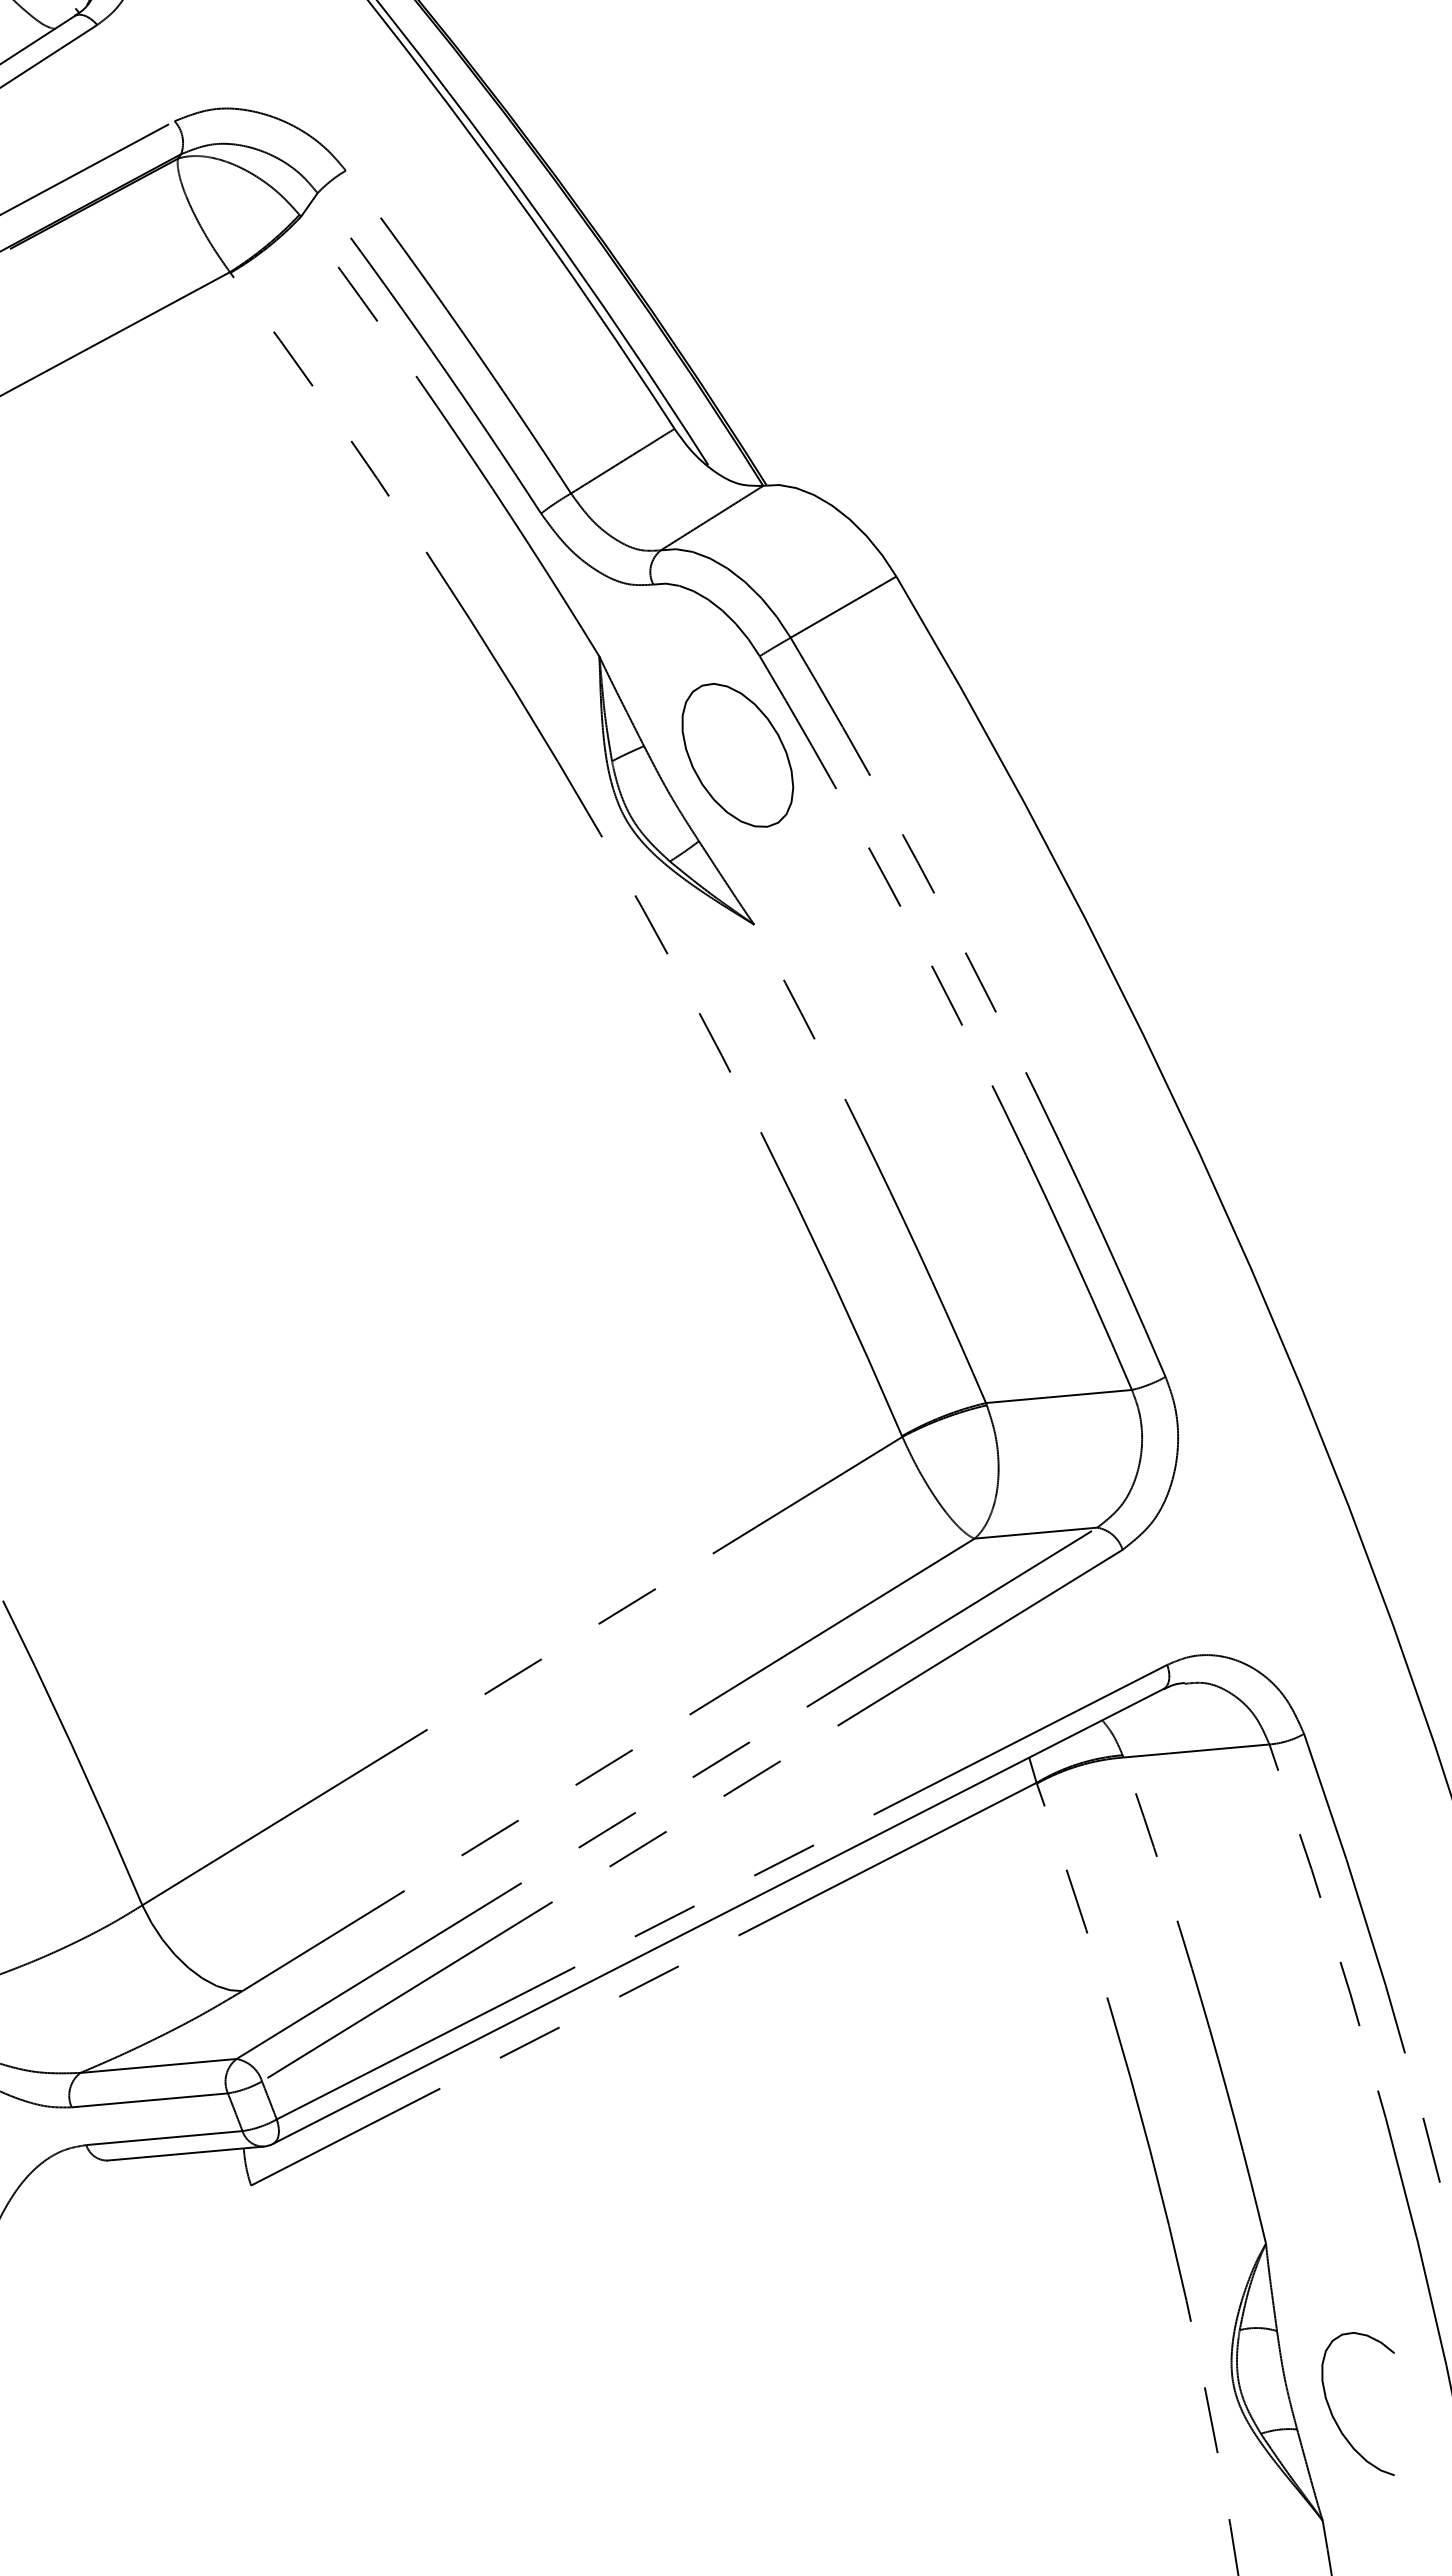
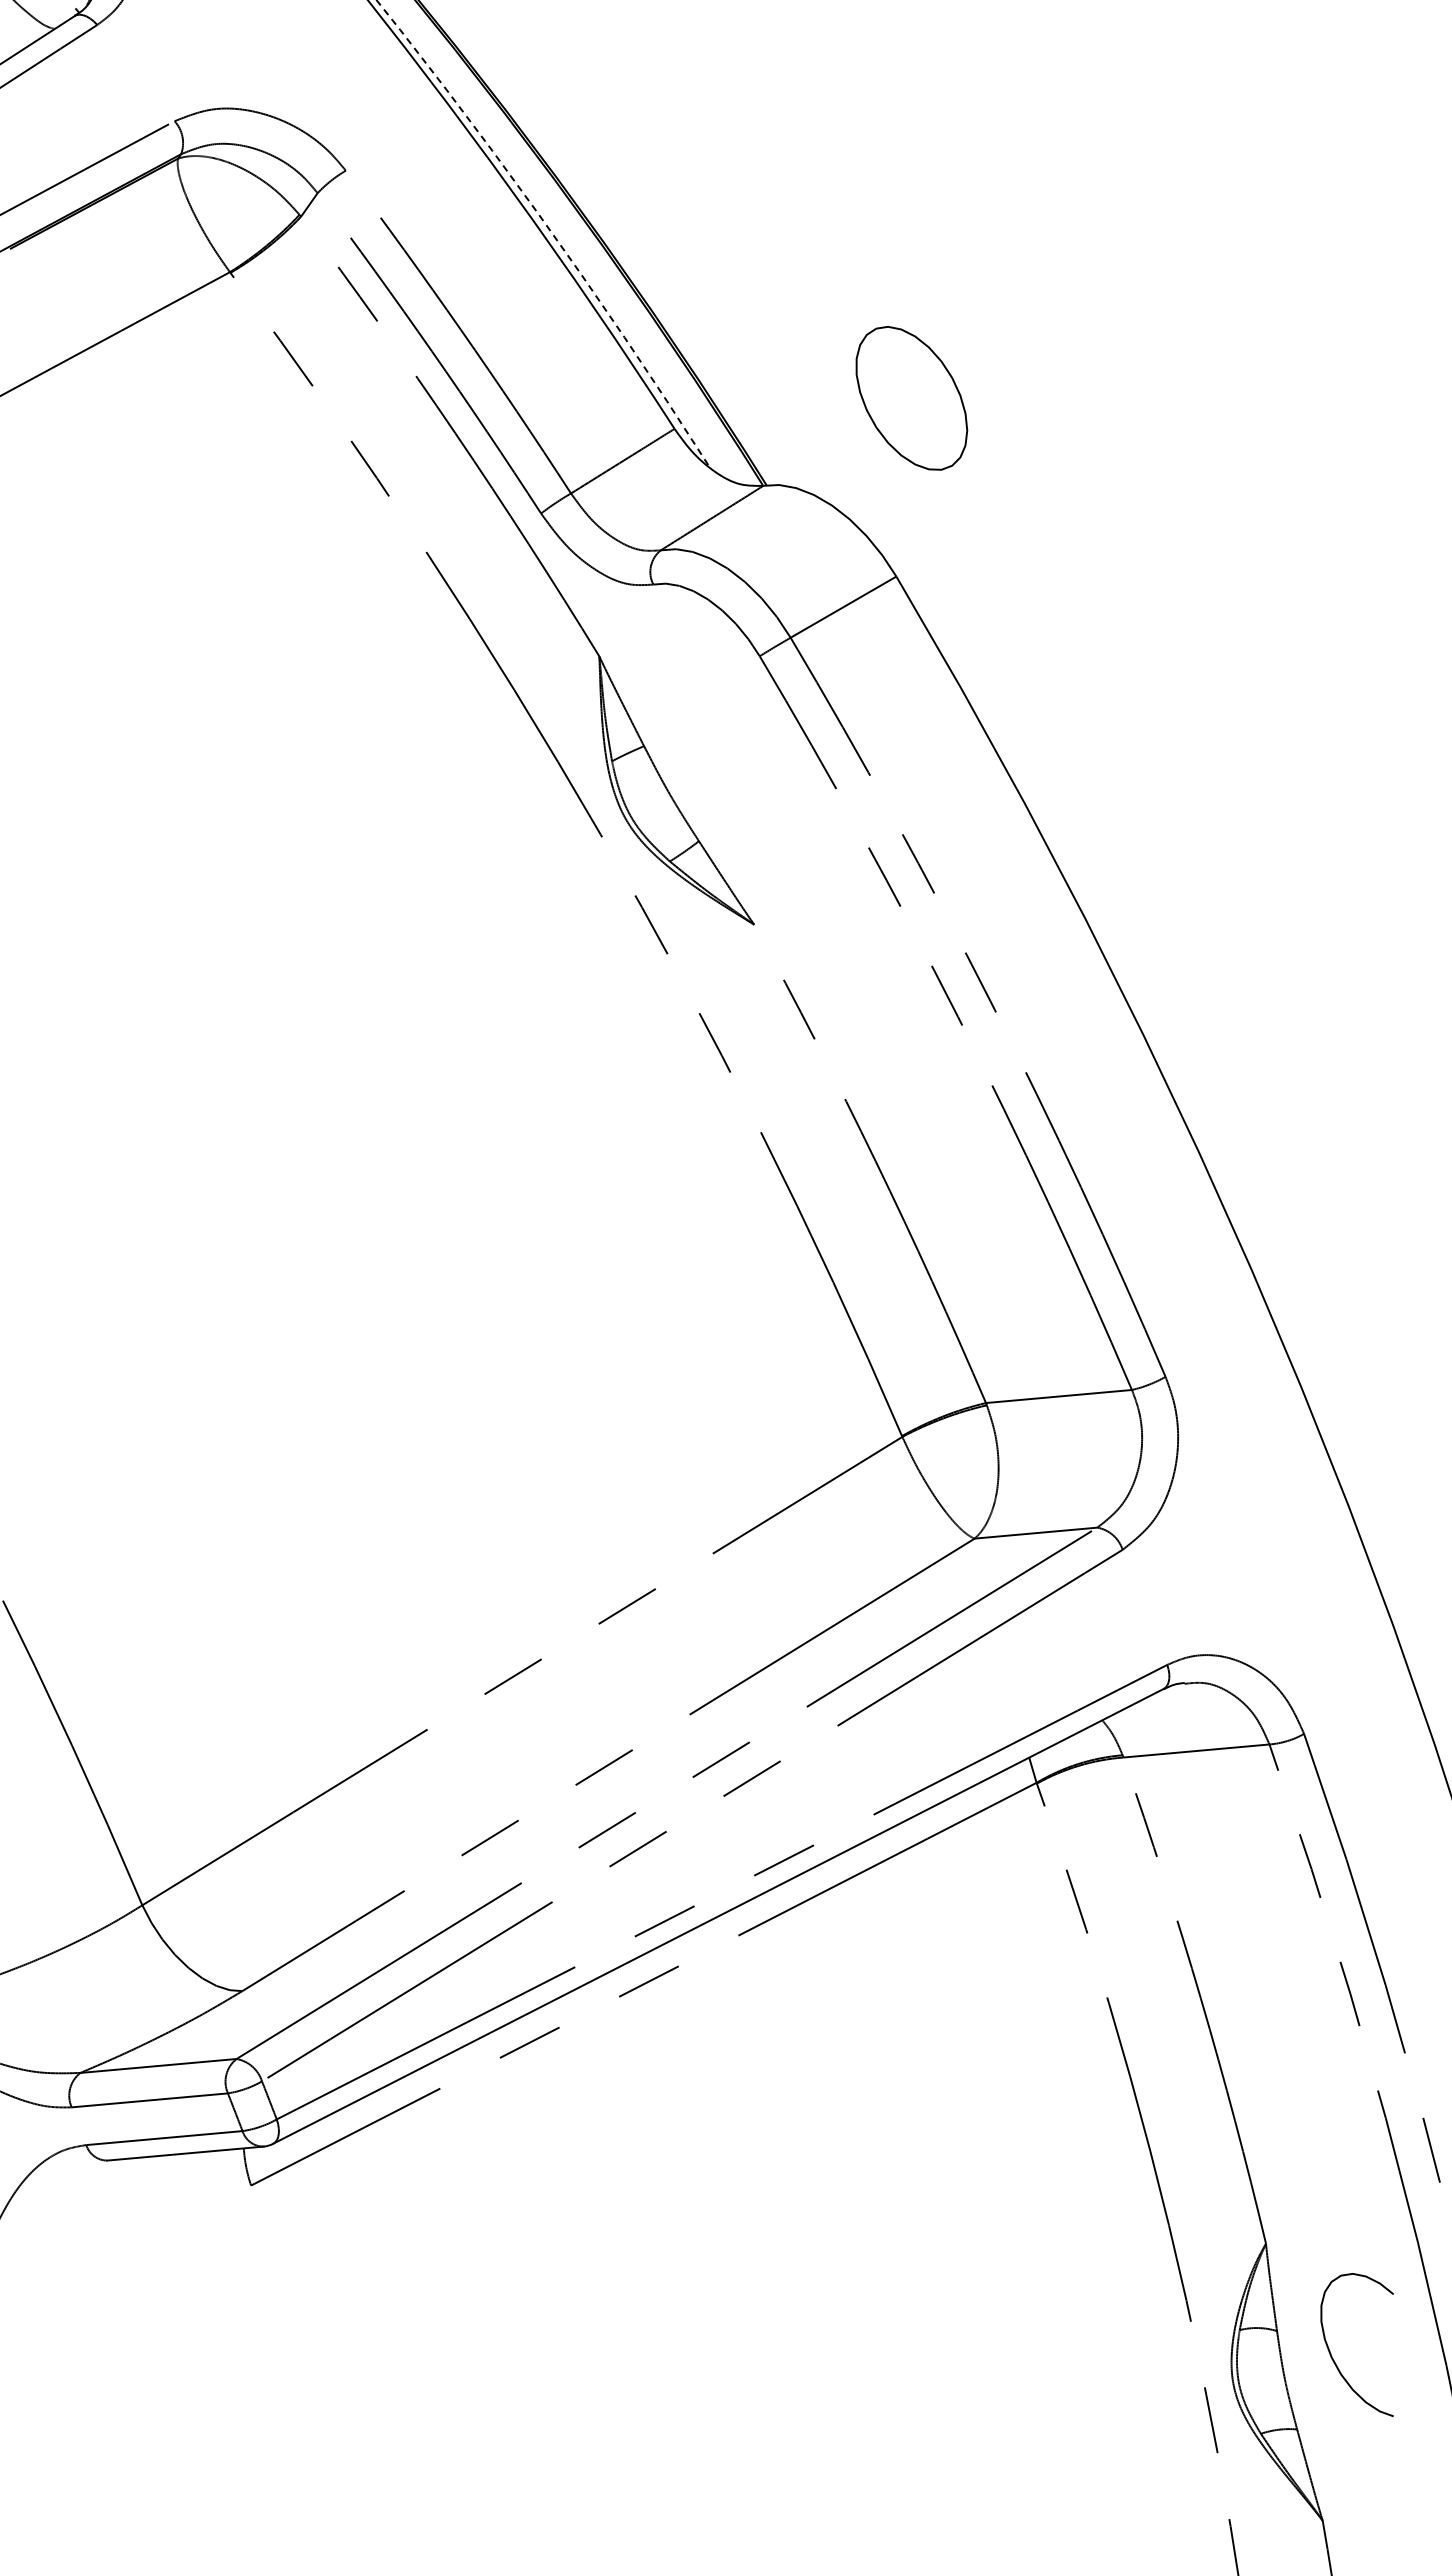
arc: solid -> dashed (548, 227)
part position: (737, 755) -> (911, 398) (911, 398)
curve position: (1332, 2412) -> (1331, 2353) (1331, 2353)
